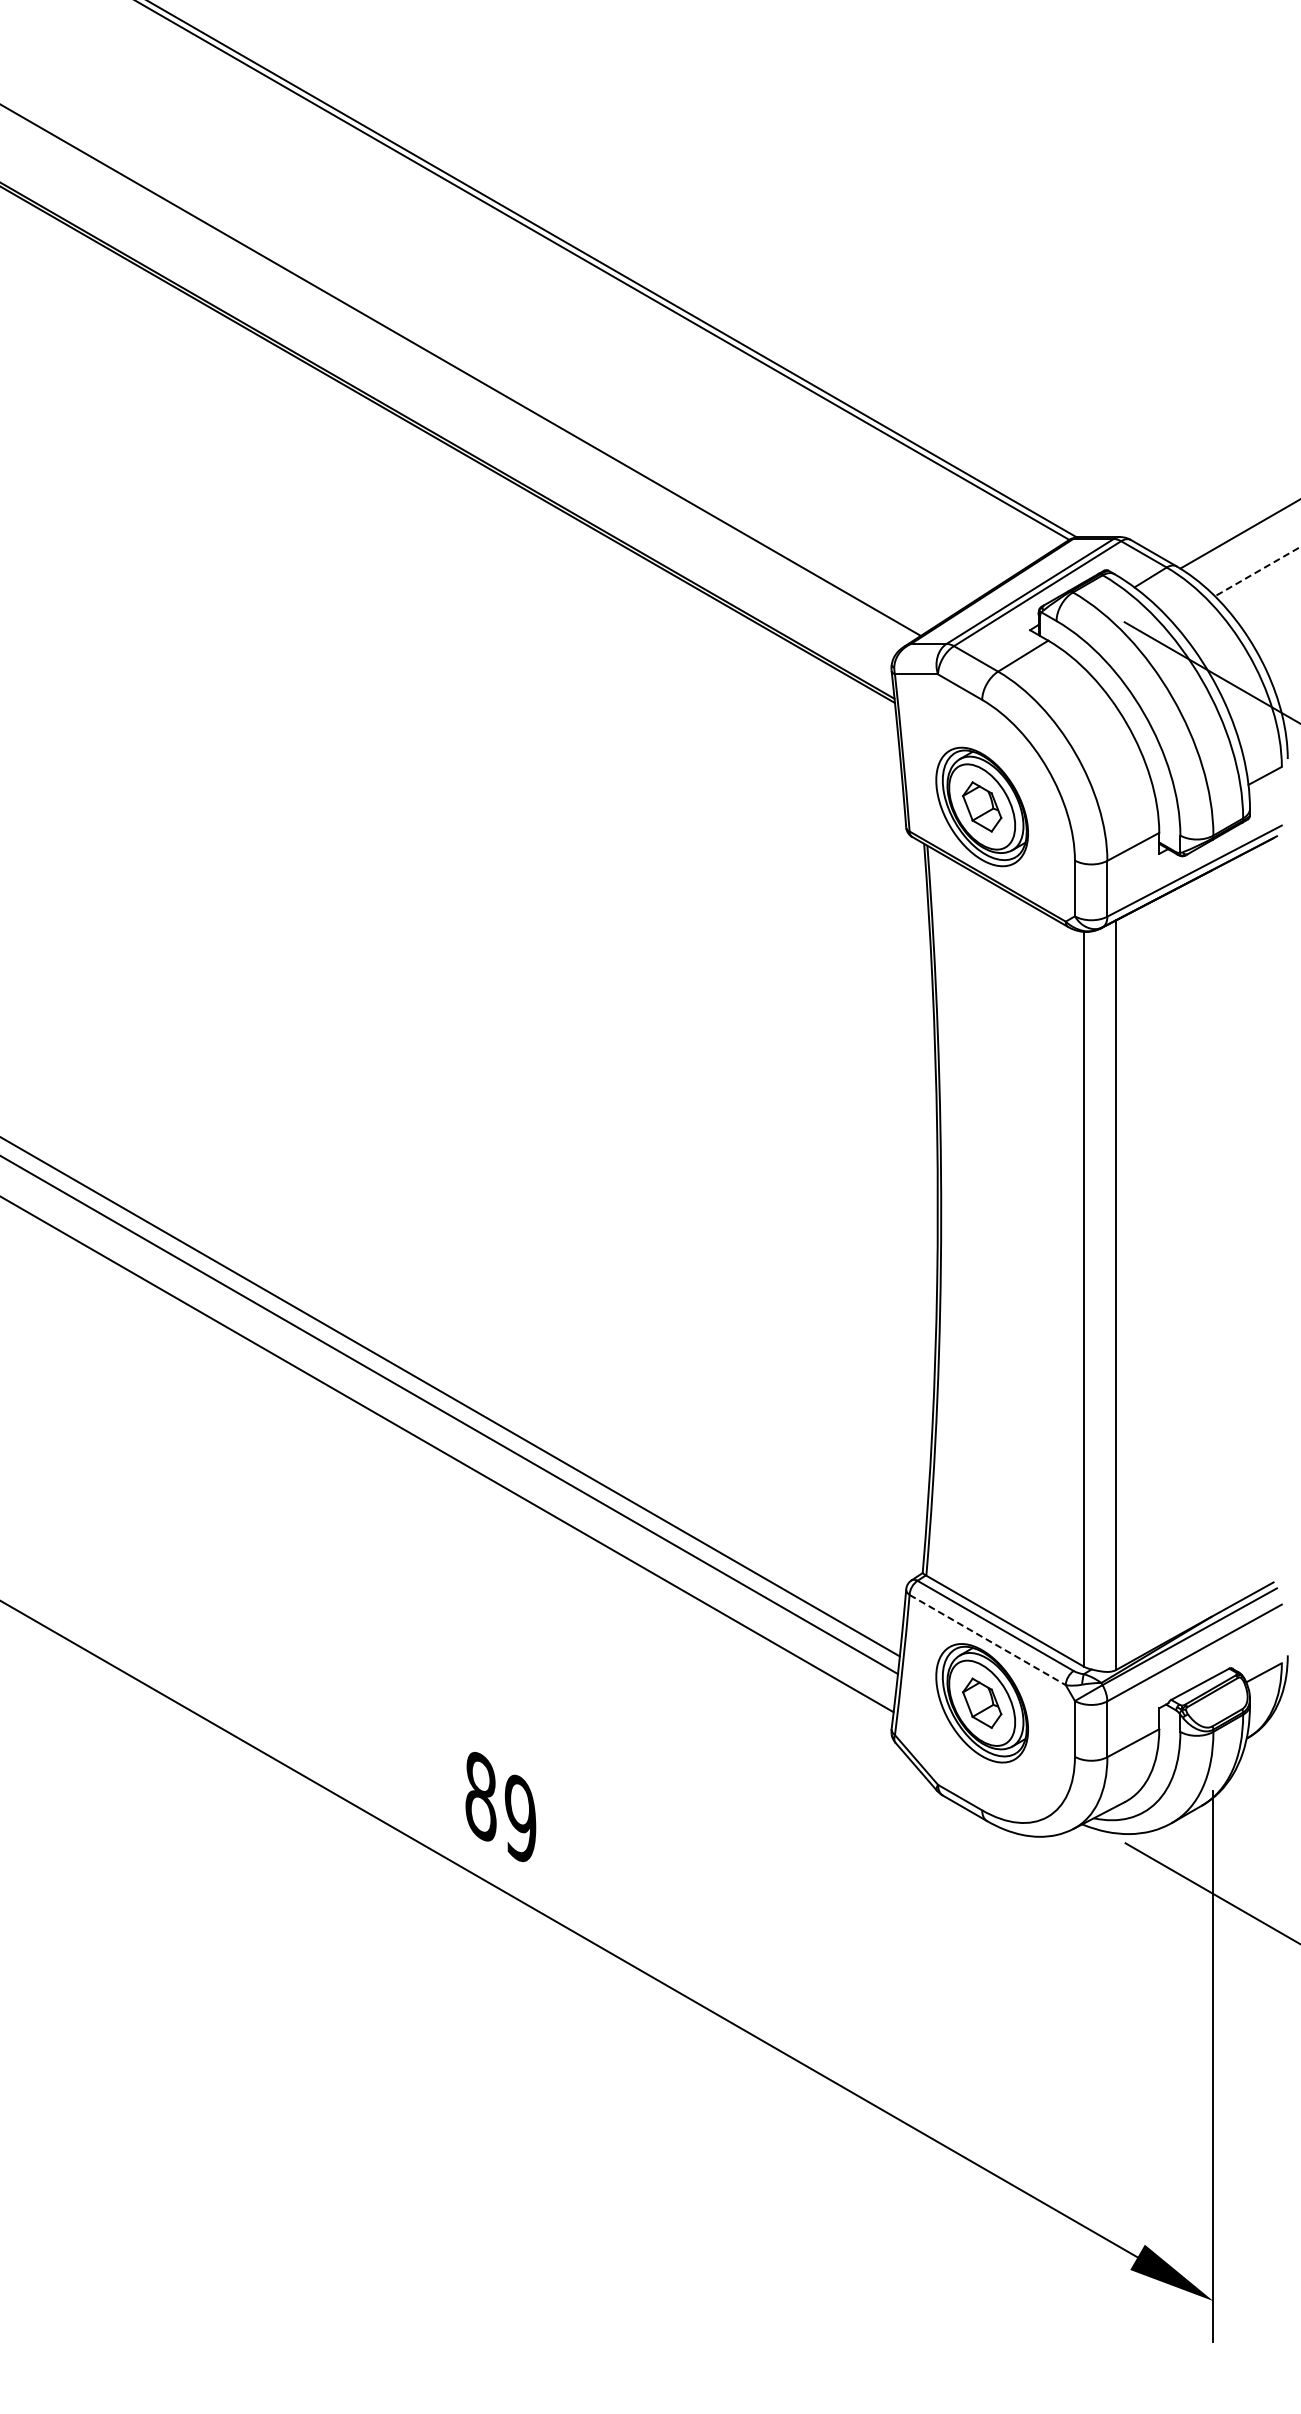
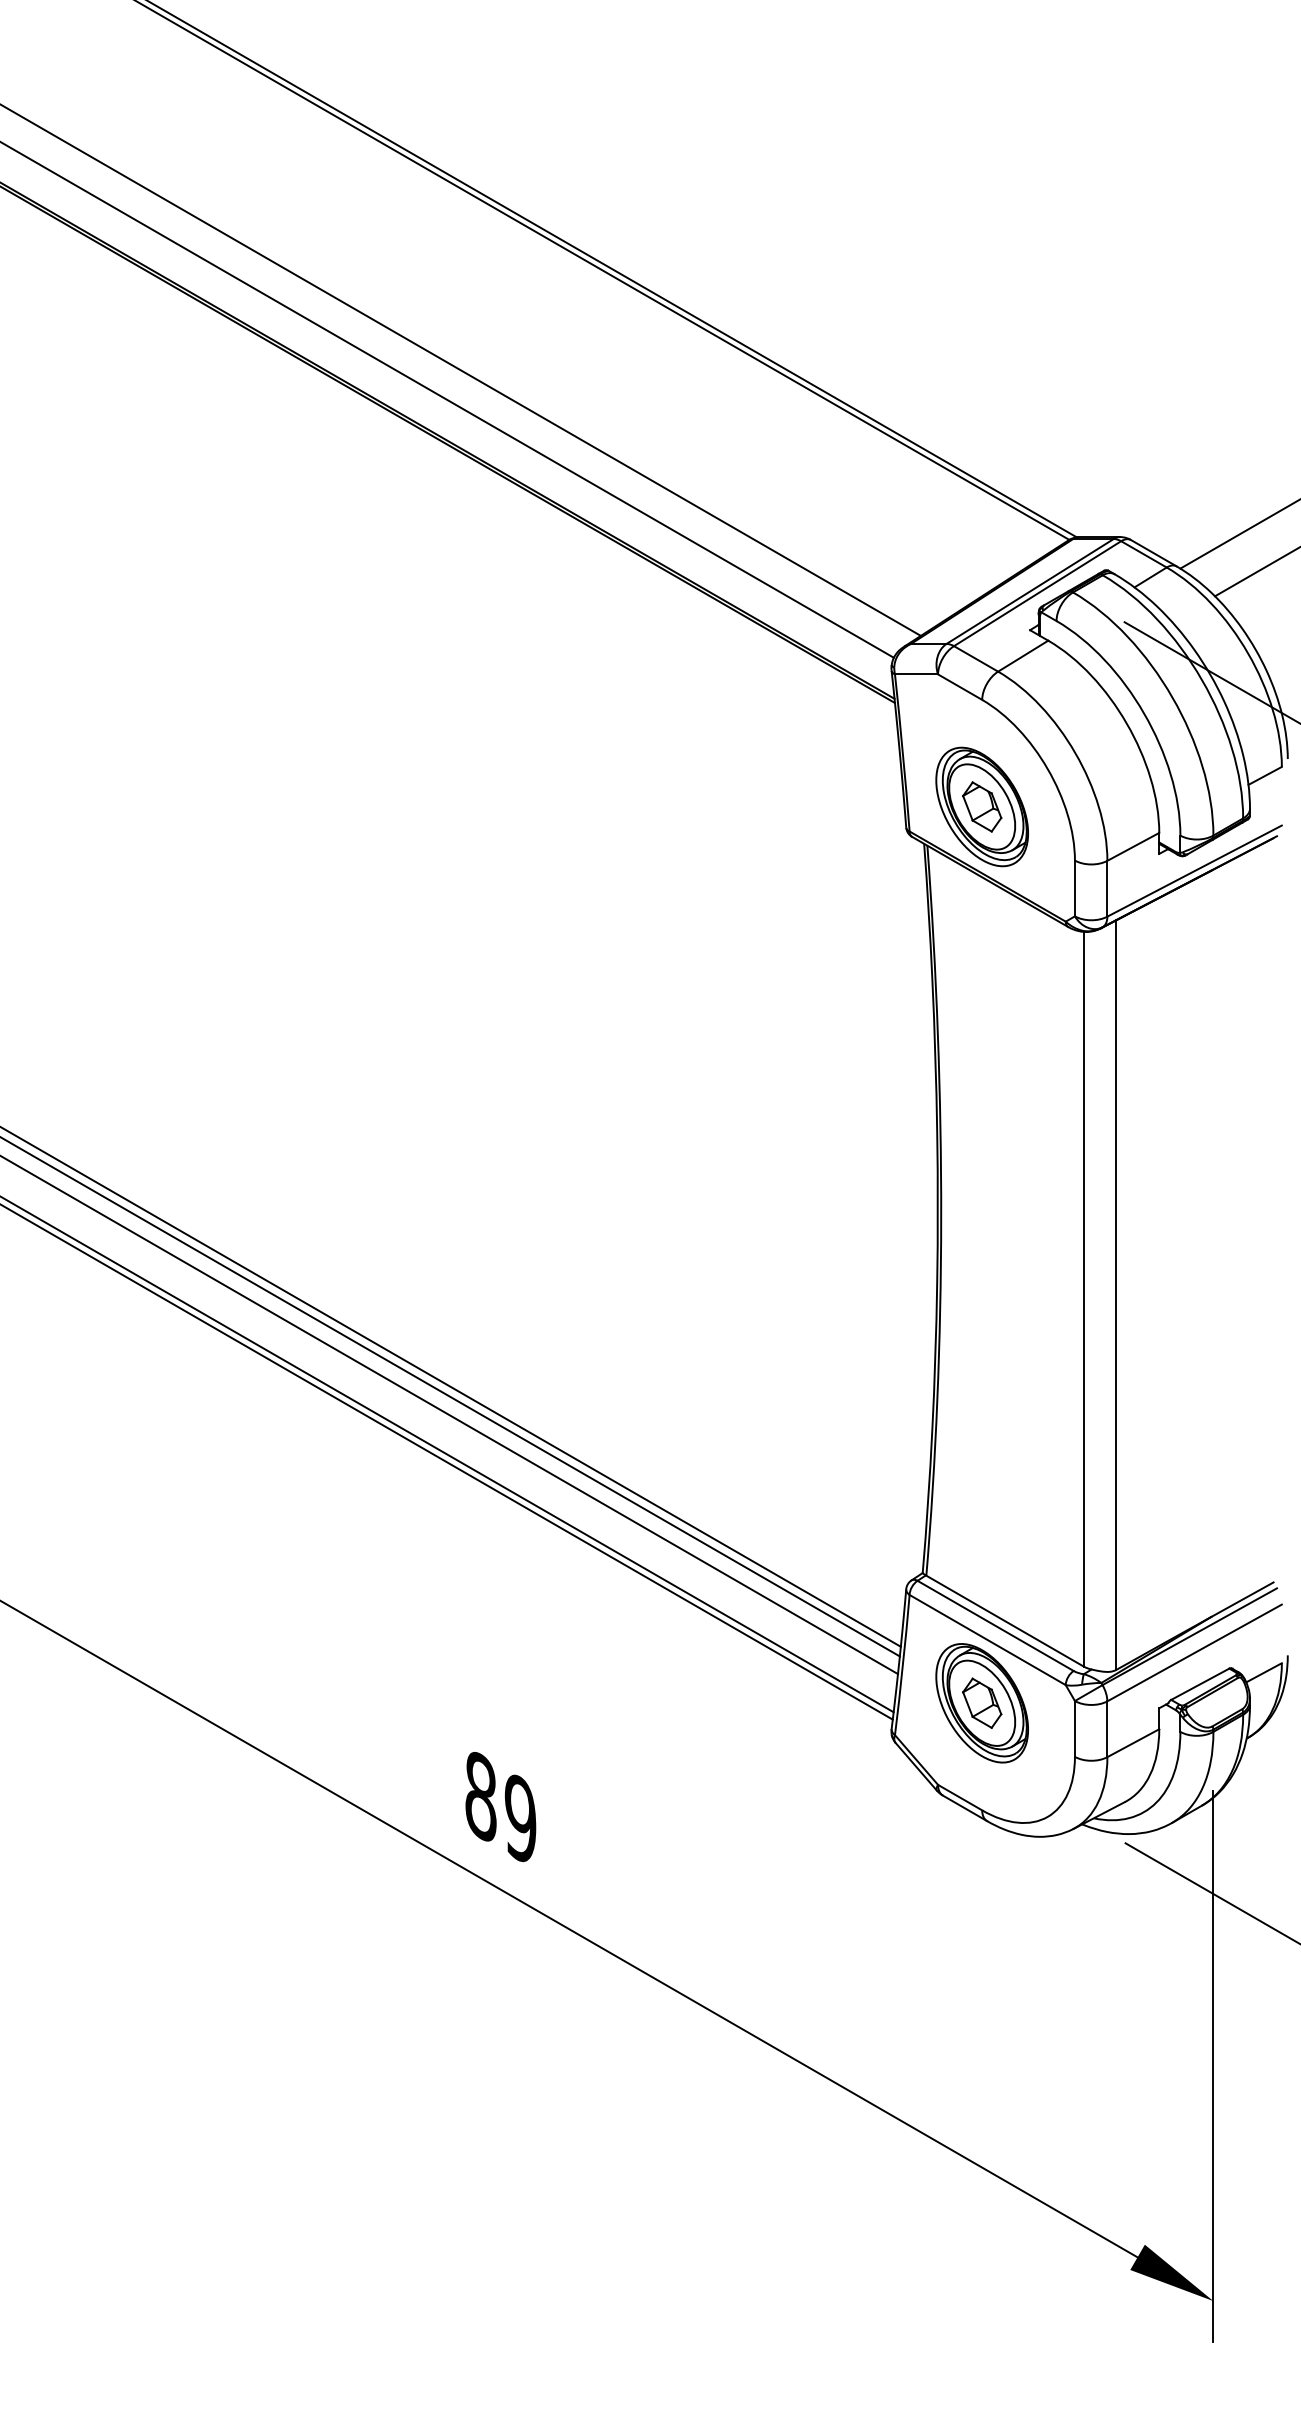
line: none -> present (447, 399)
line: dashed -> solid (1257, 571)
line: none -> present (451, 1387)
line: none -> present (447, 1462)
line: dashed -> solid (988, 1640)
